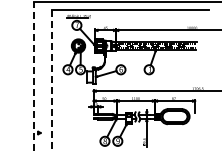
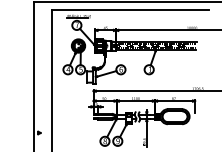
line: dashed -> solid (33, 76)
line: dashed -> solid (52, 80)
